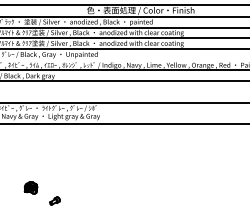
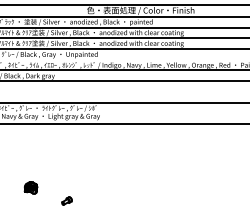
part position: (54, 200) -> (66, 200) (66, 200)
